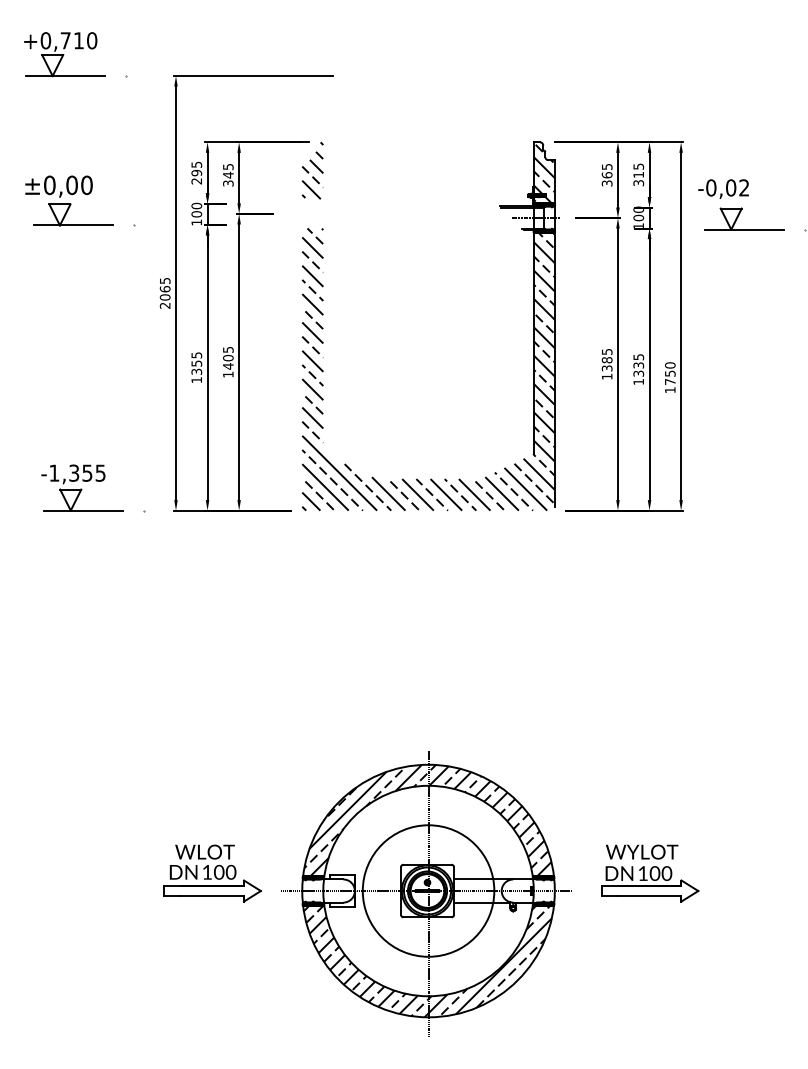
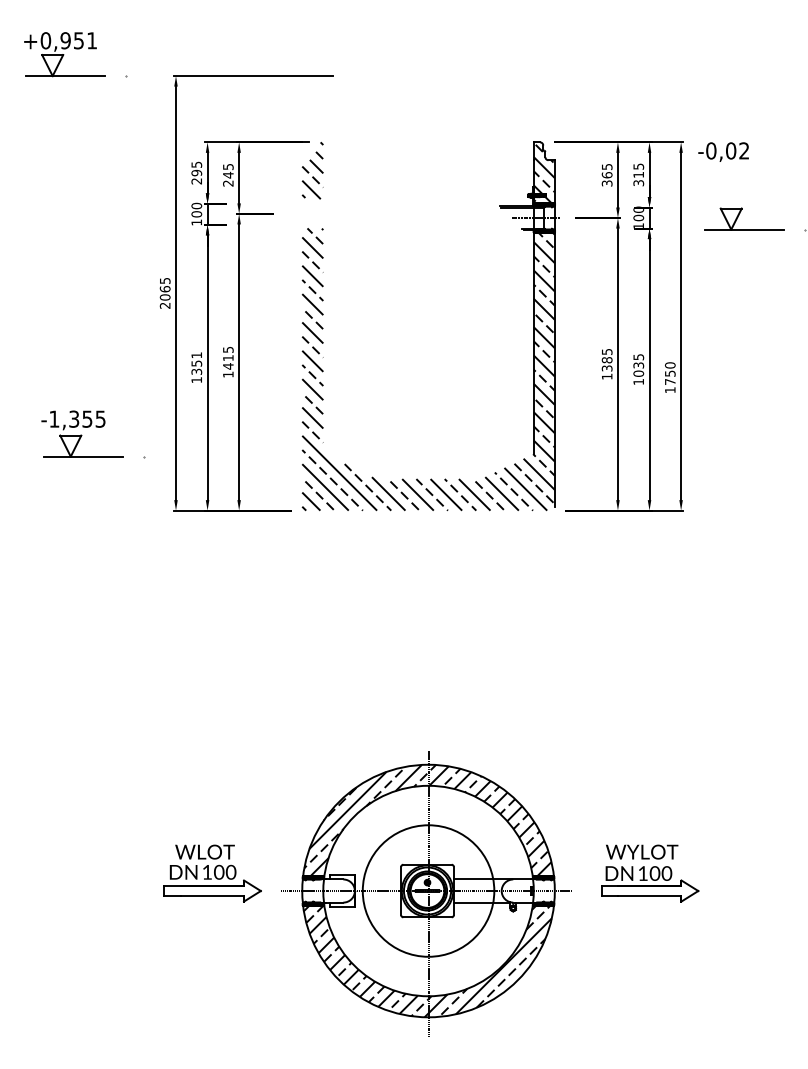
text: +0,710 -> +0,951 (78, 40)
text: 345 -> 245 (228, 183)
text position: (723, 188) -> (723, 151) (723, 151)
part: present -> none (84, 194)
text: 1355 -> 1351 (196, 355)
text: 1405 -> 1415 (228, 357)
text: 1335 -> 1035 (638, 373)
part position: (96, 481) -> (96, 427) (96, 427)
